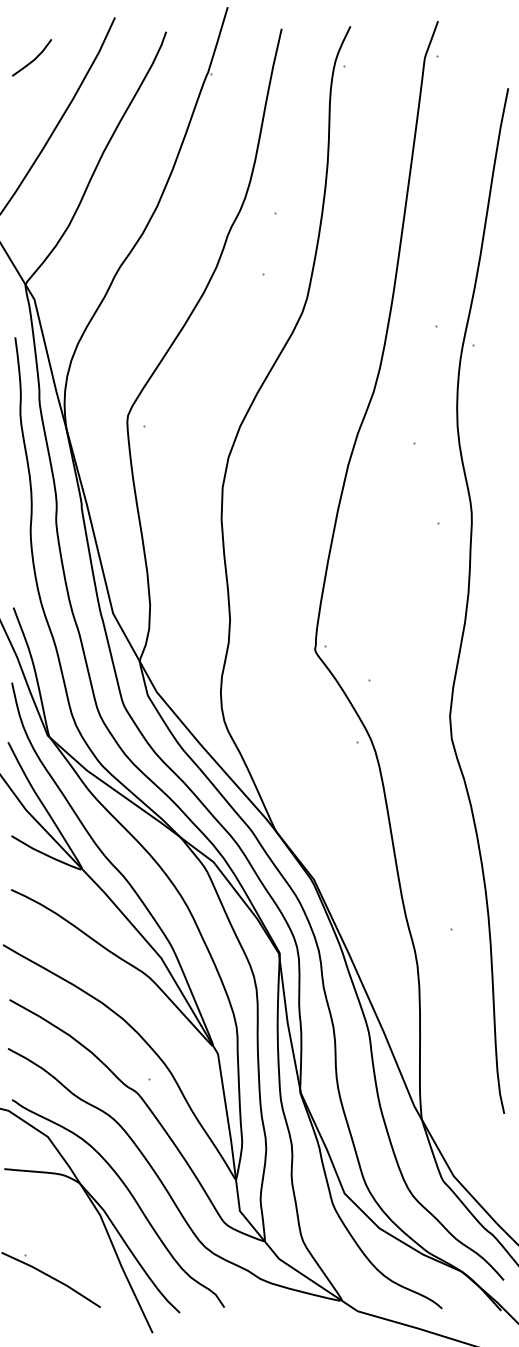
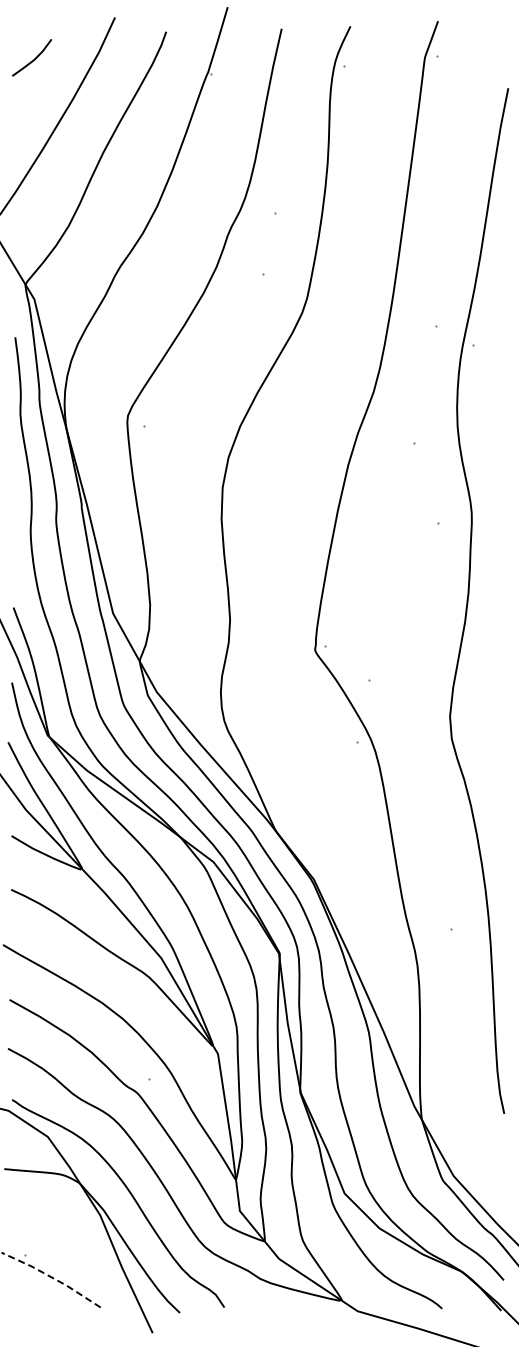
line: solid -> dashed (52, 1277)
